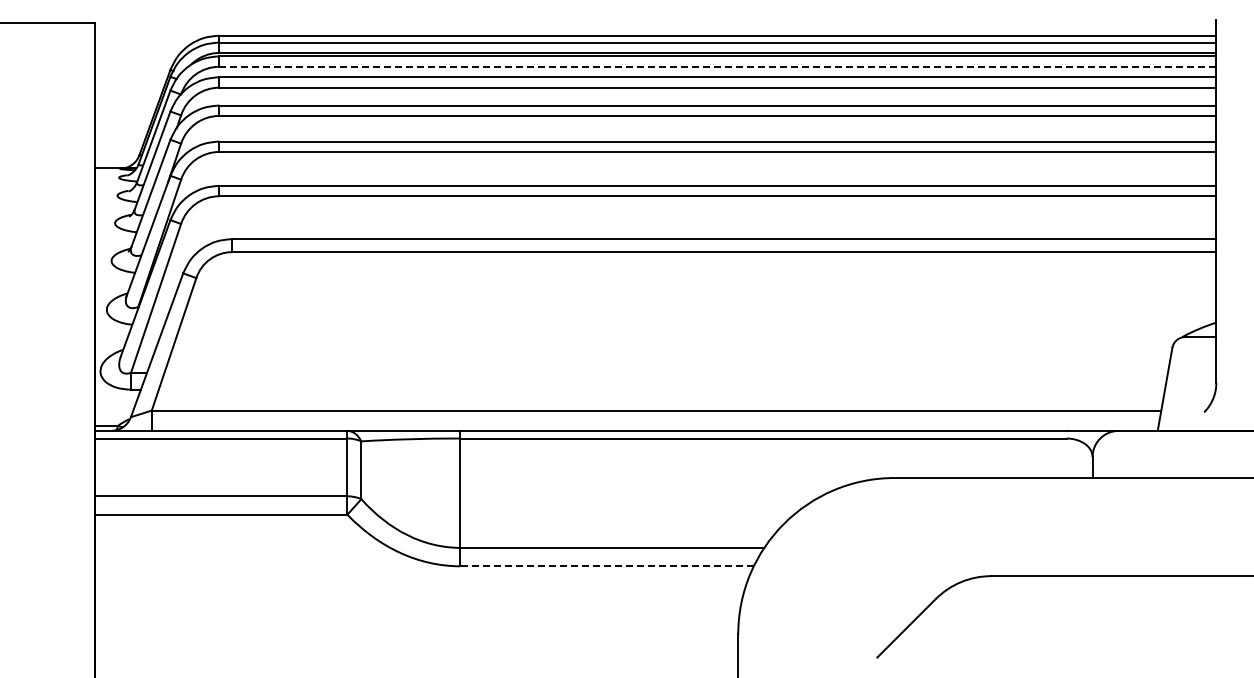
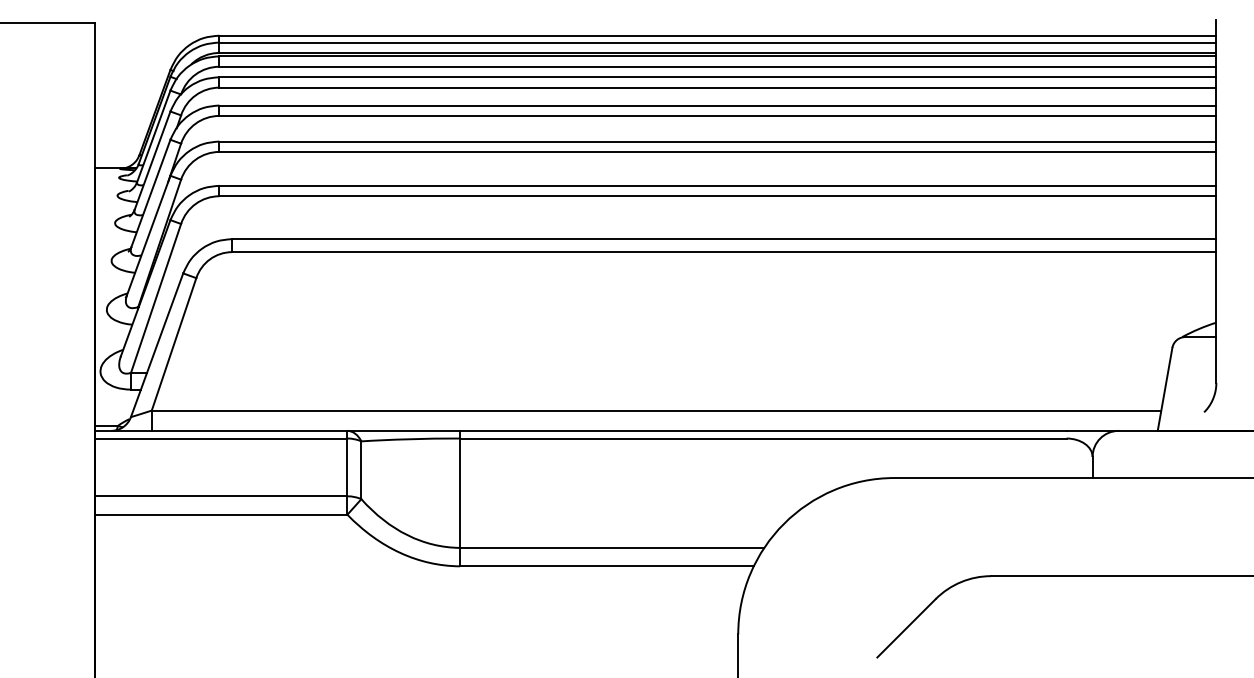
line: dashed -> solid (717, 66)
line: dashed -> solid (606, 566)
